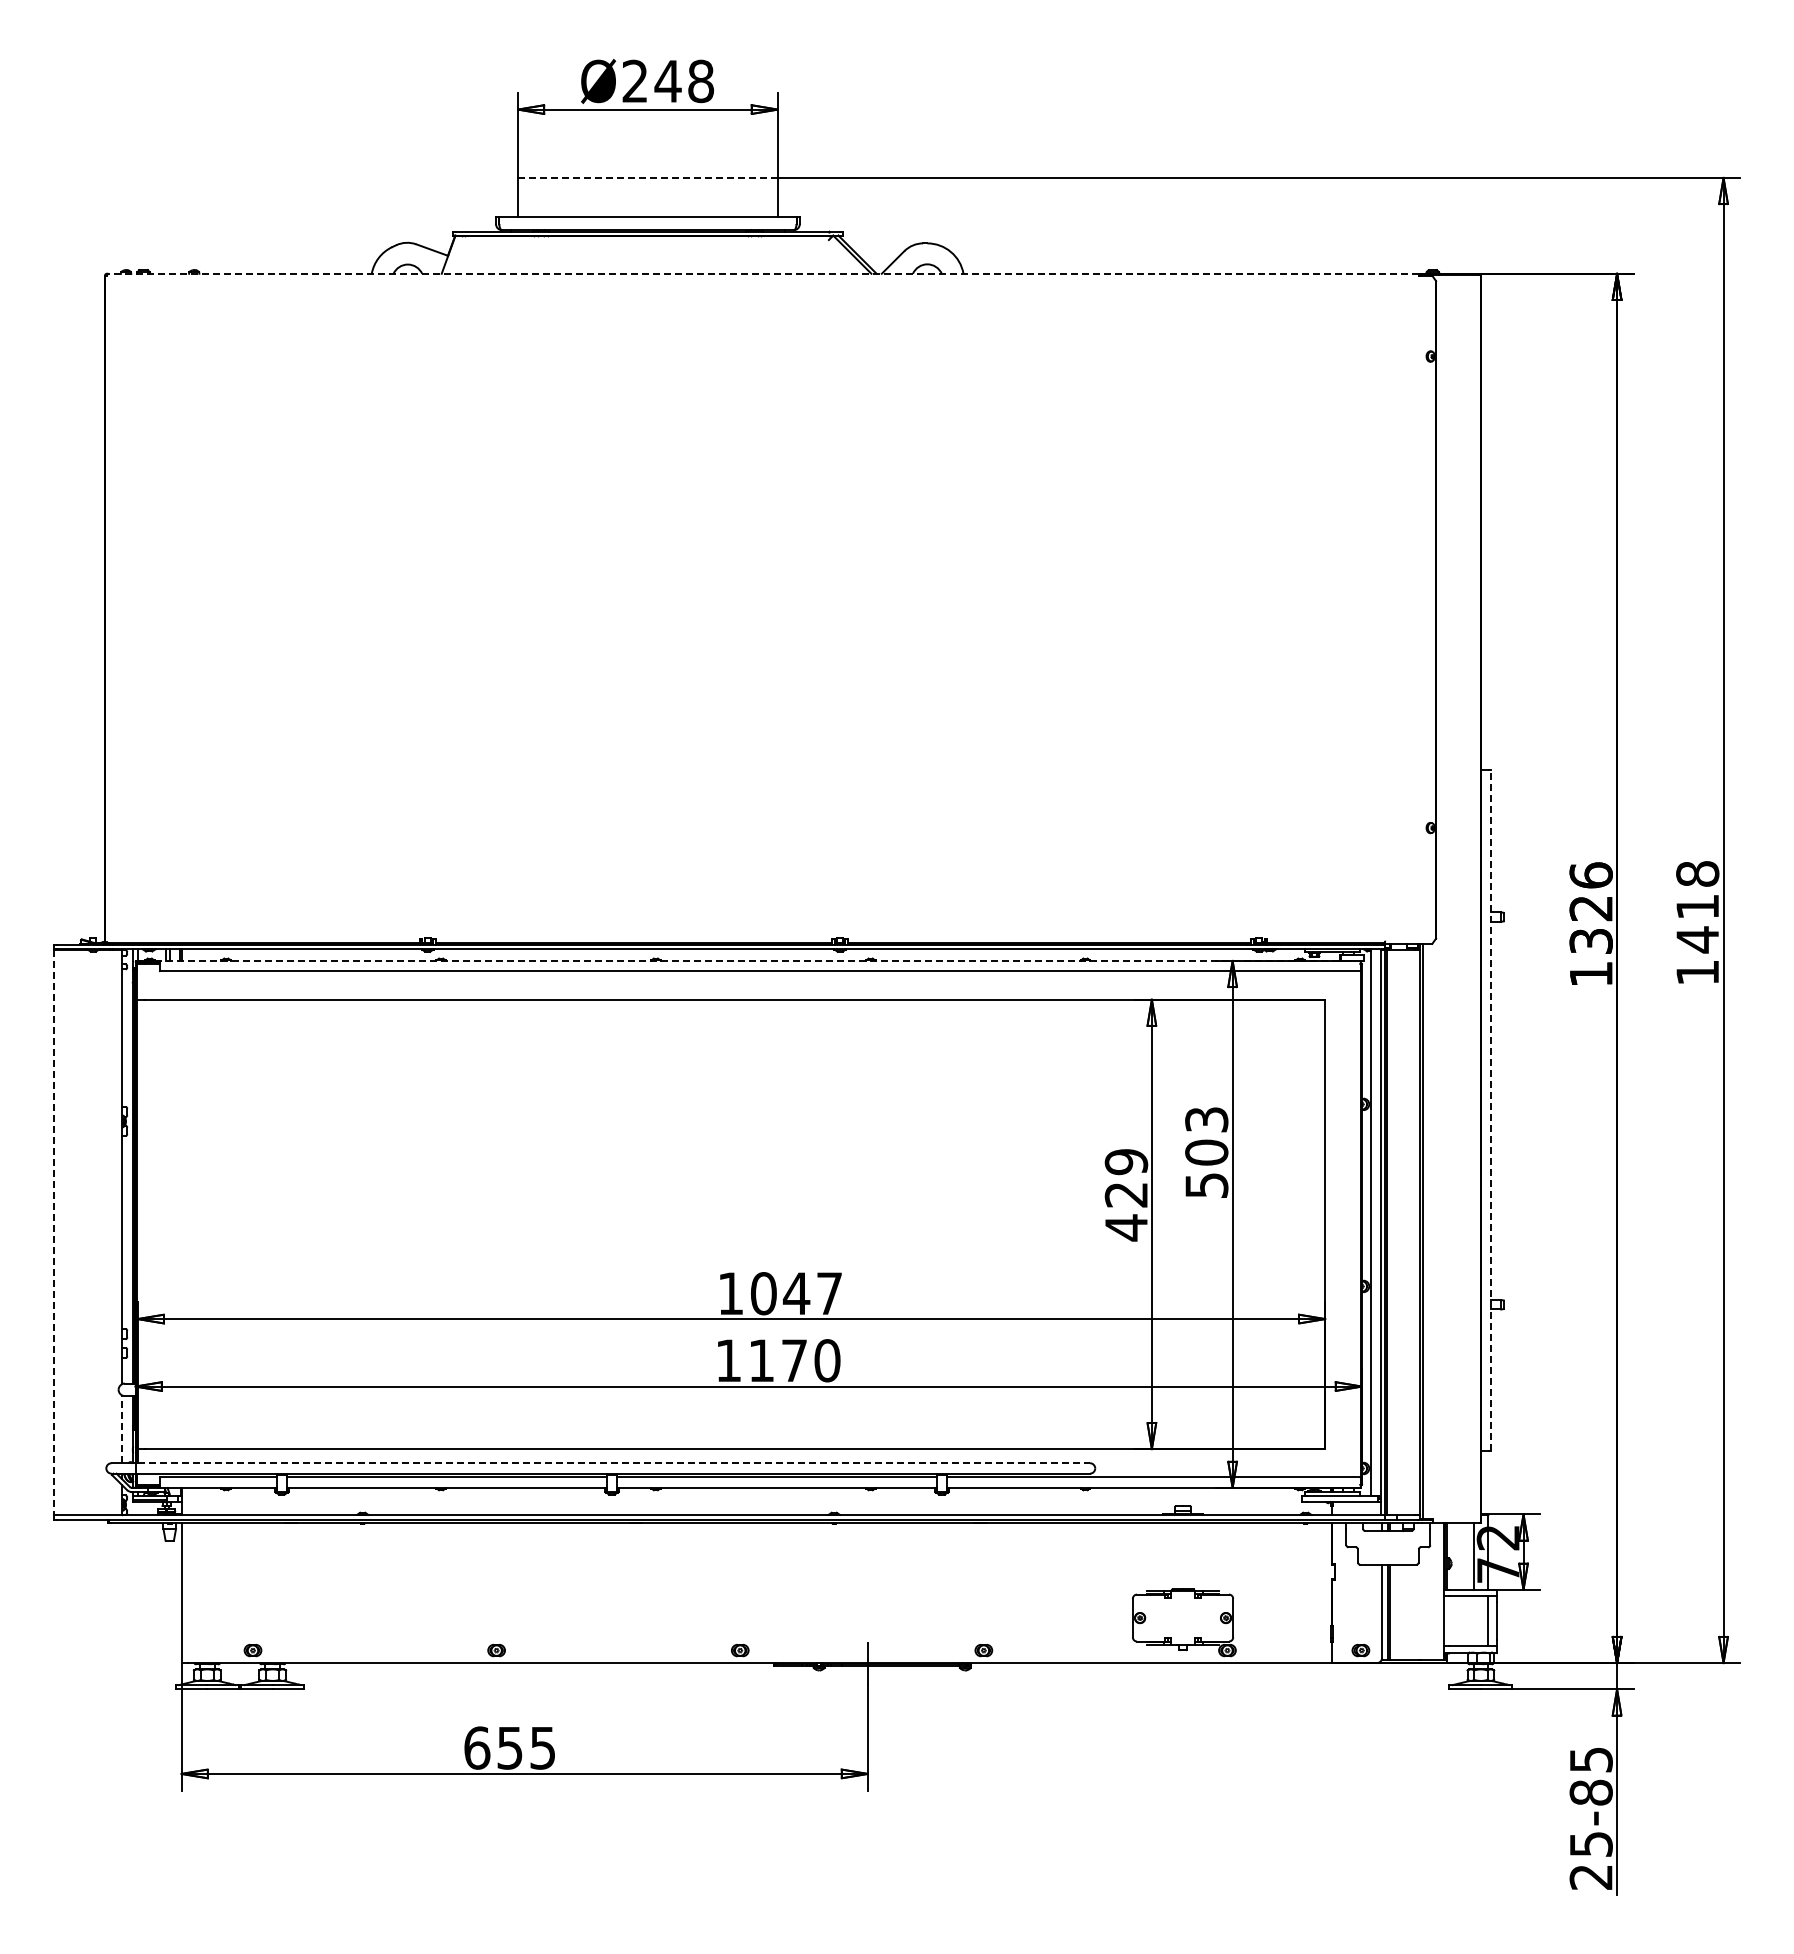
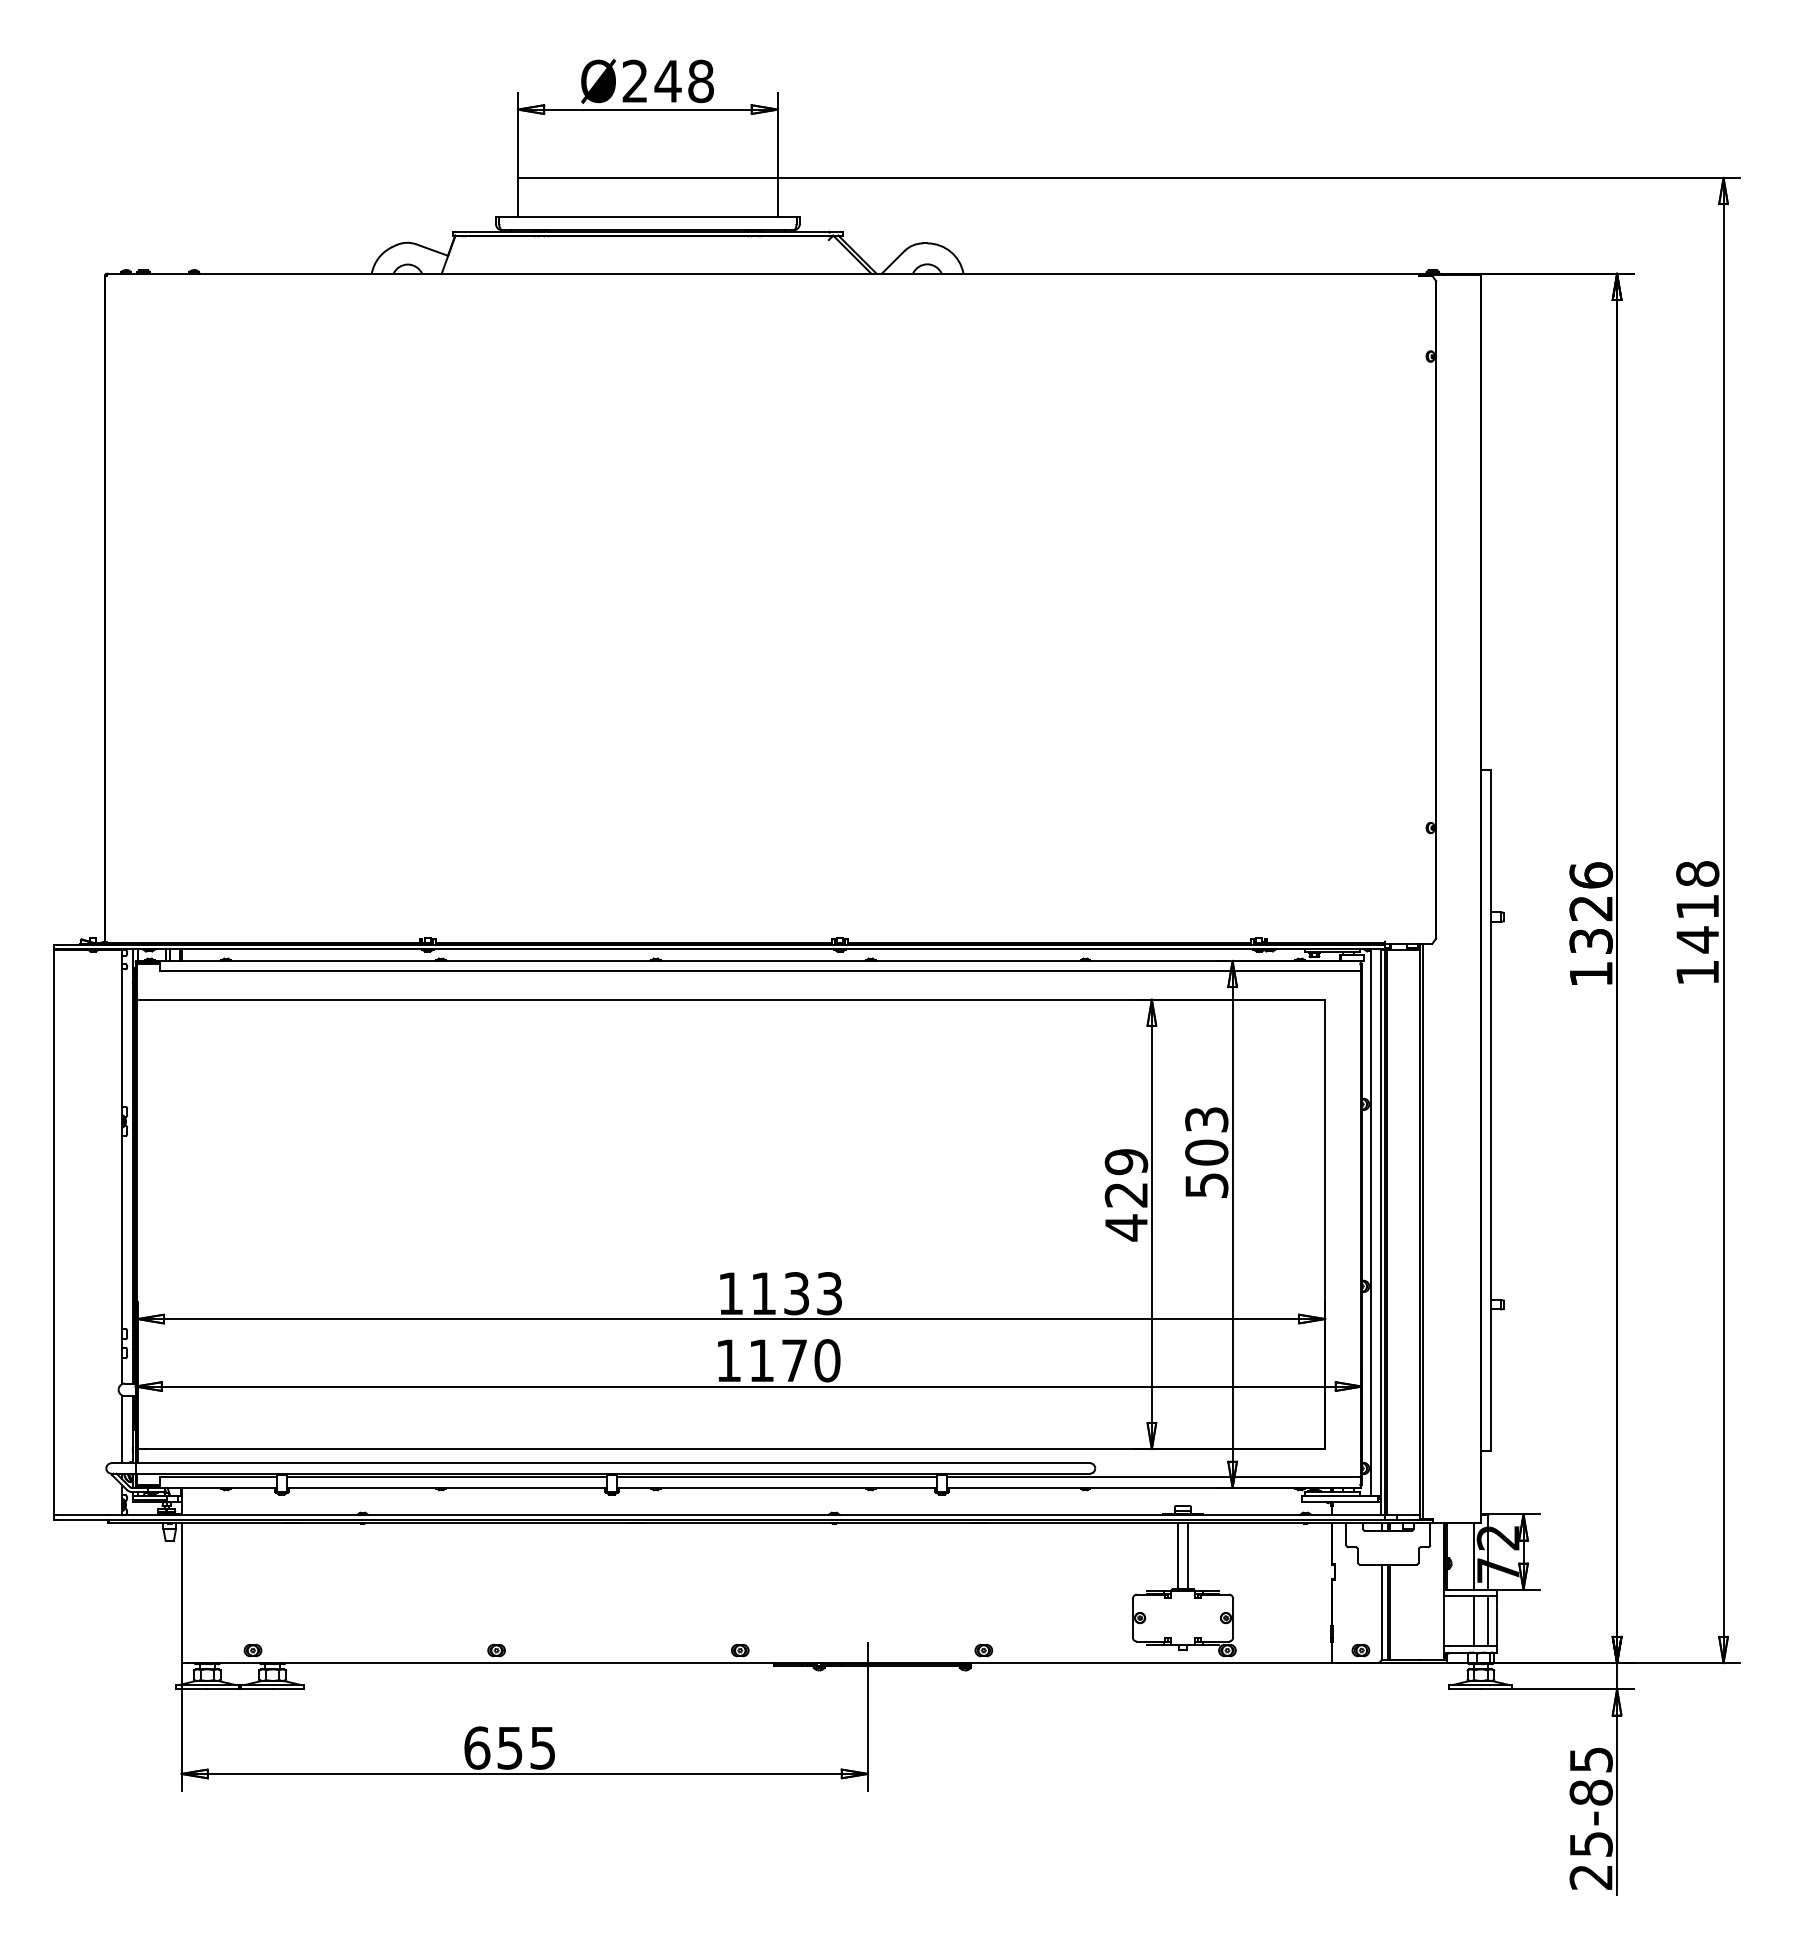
line: dashed -> solid (647, 177)
line: dashed -> solid (763, 273)
line: dashed -> solid (759, 960)
line: dashed -> solid (1490, 1110)
line: dashed -> solid (53, 1232)
text: 1047 -> 1133 (796, 1293)
line: dashed -> solid (122, 1429)
line: dashed -> solid (614, 1463)
line: none -> present (1177, 1555)
line: none -> present (1188, 1555)
line: none -> present (1473, 1621)
